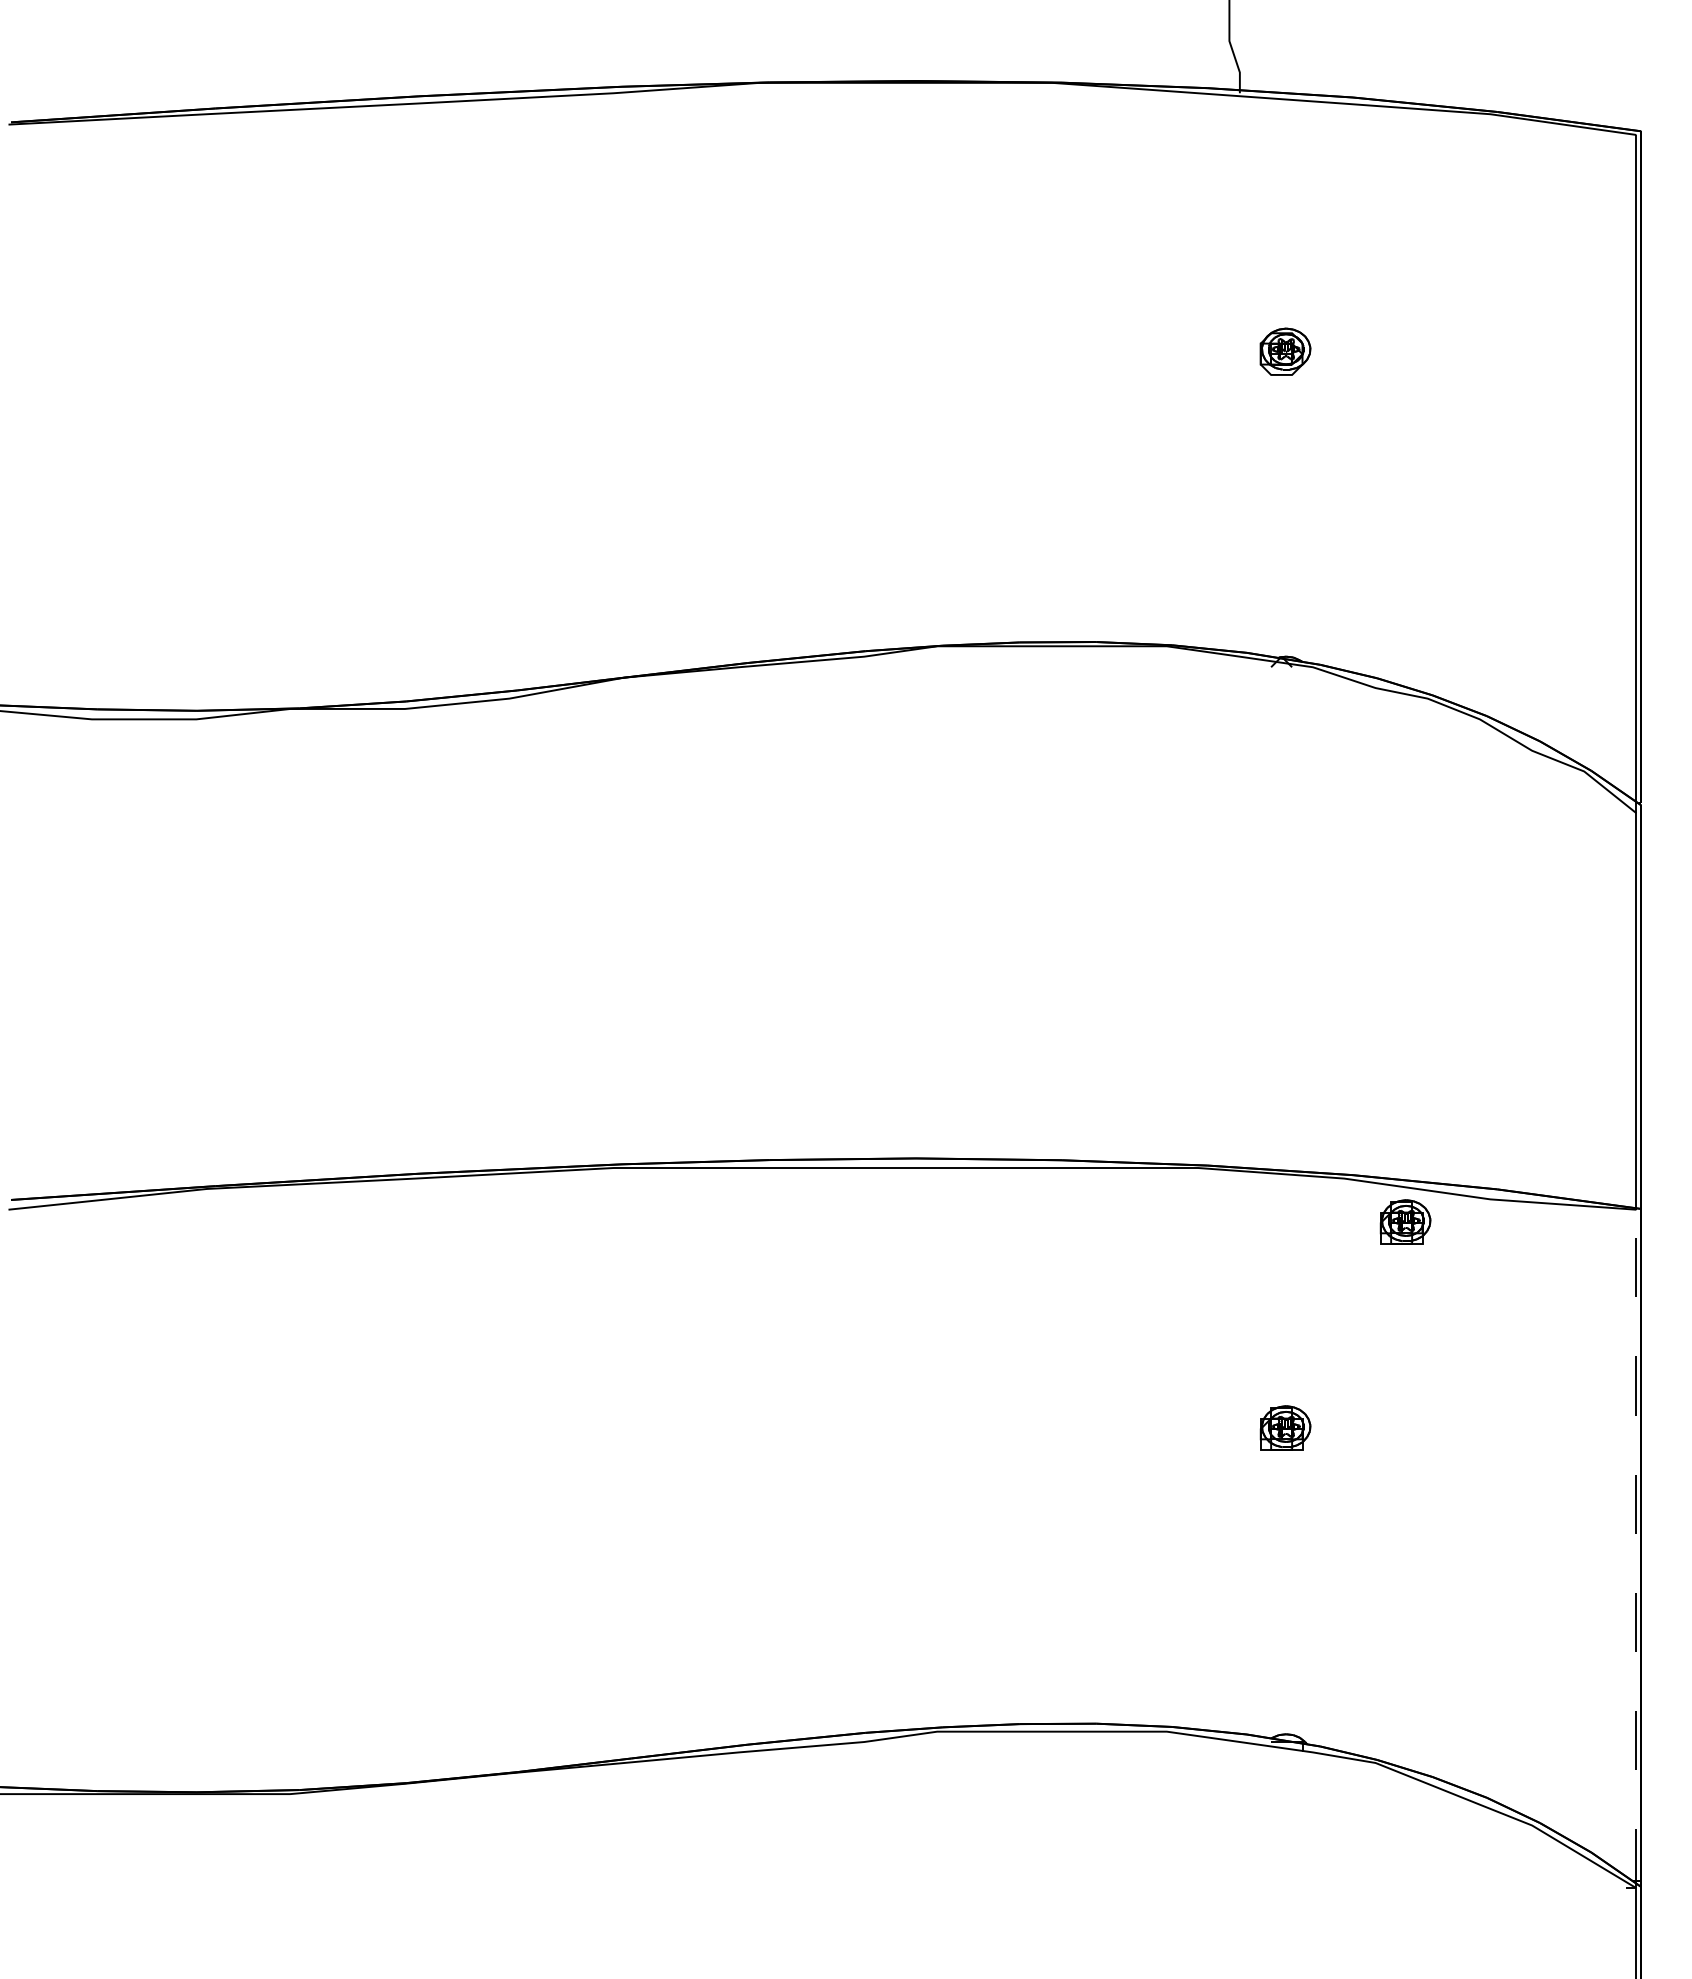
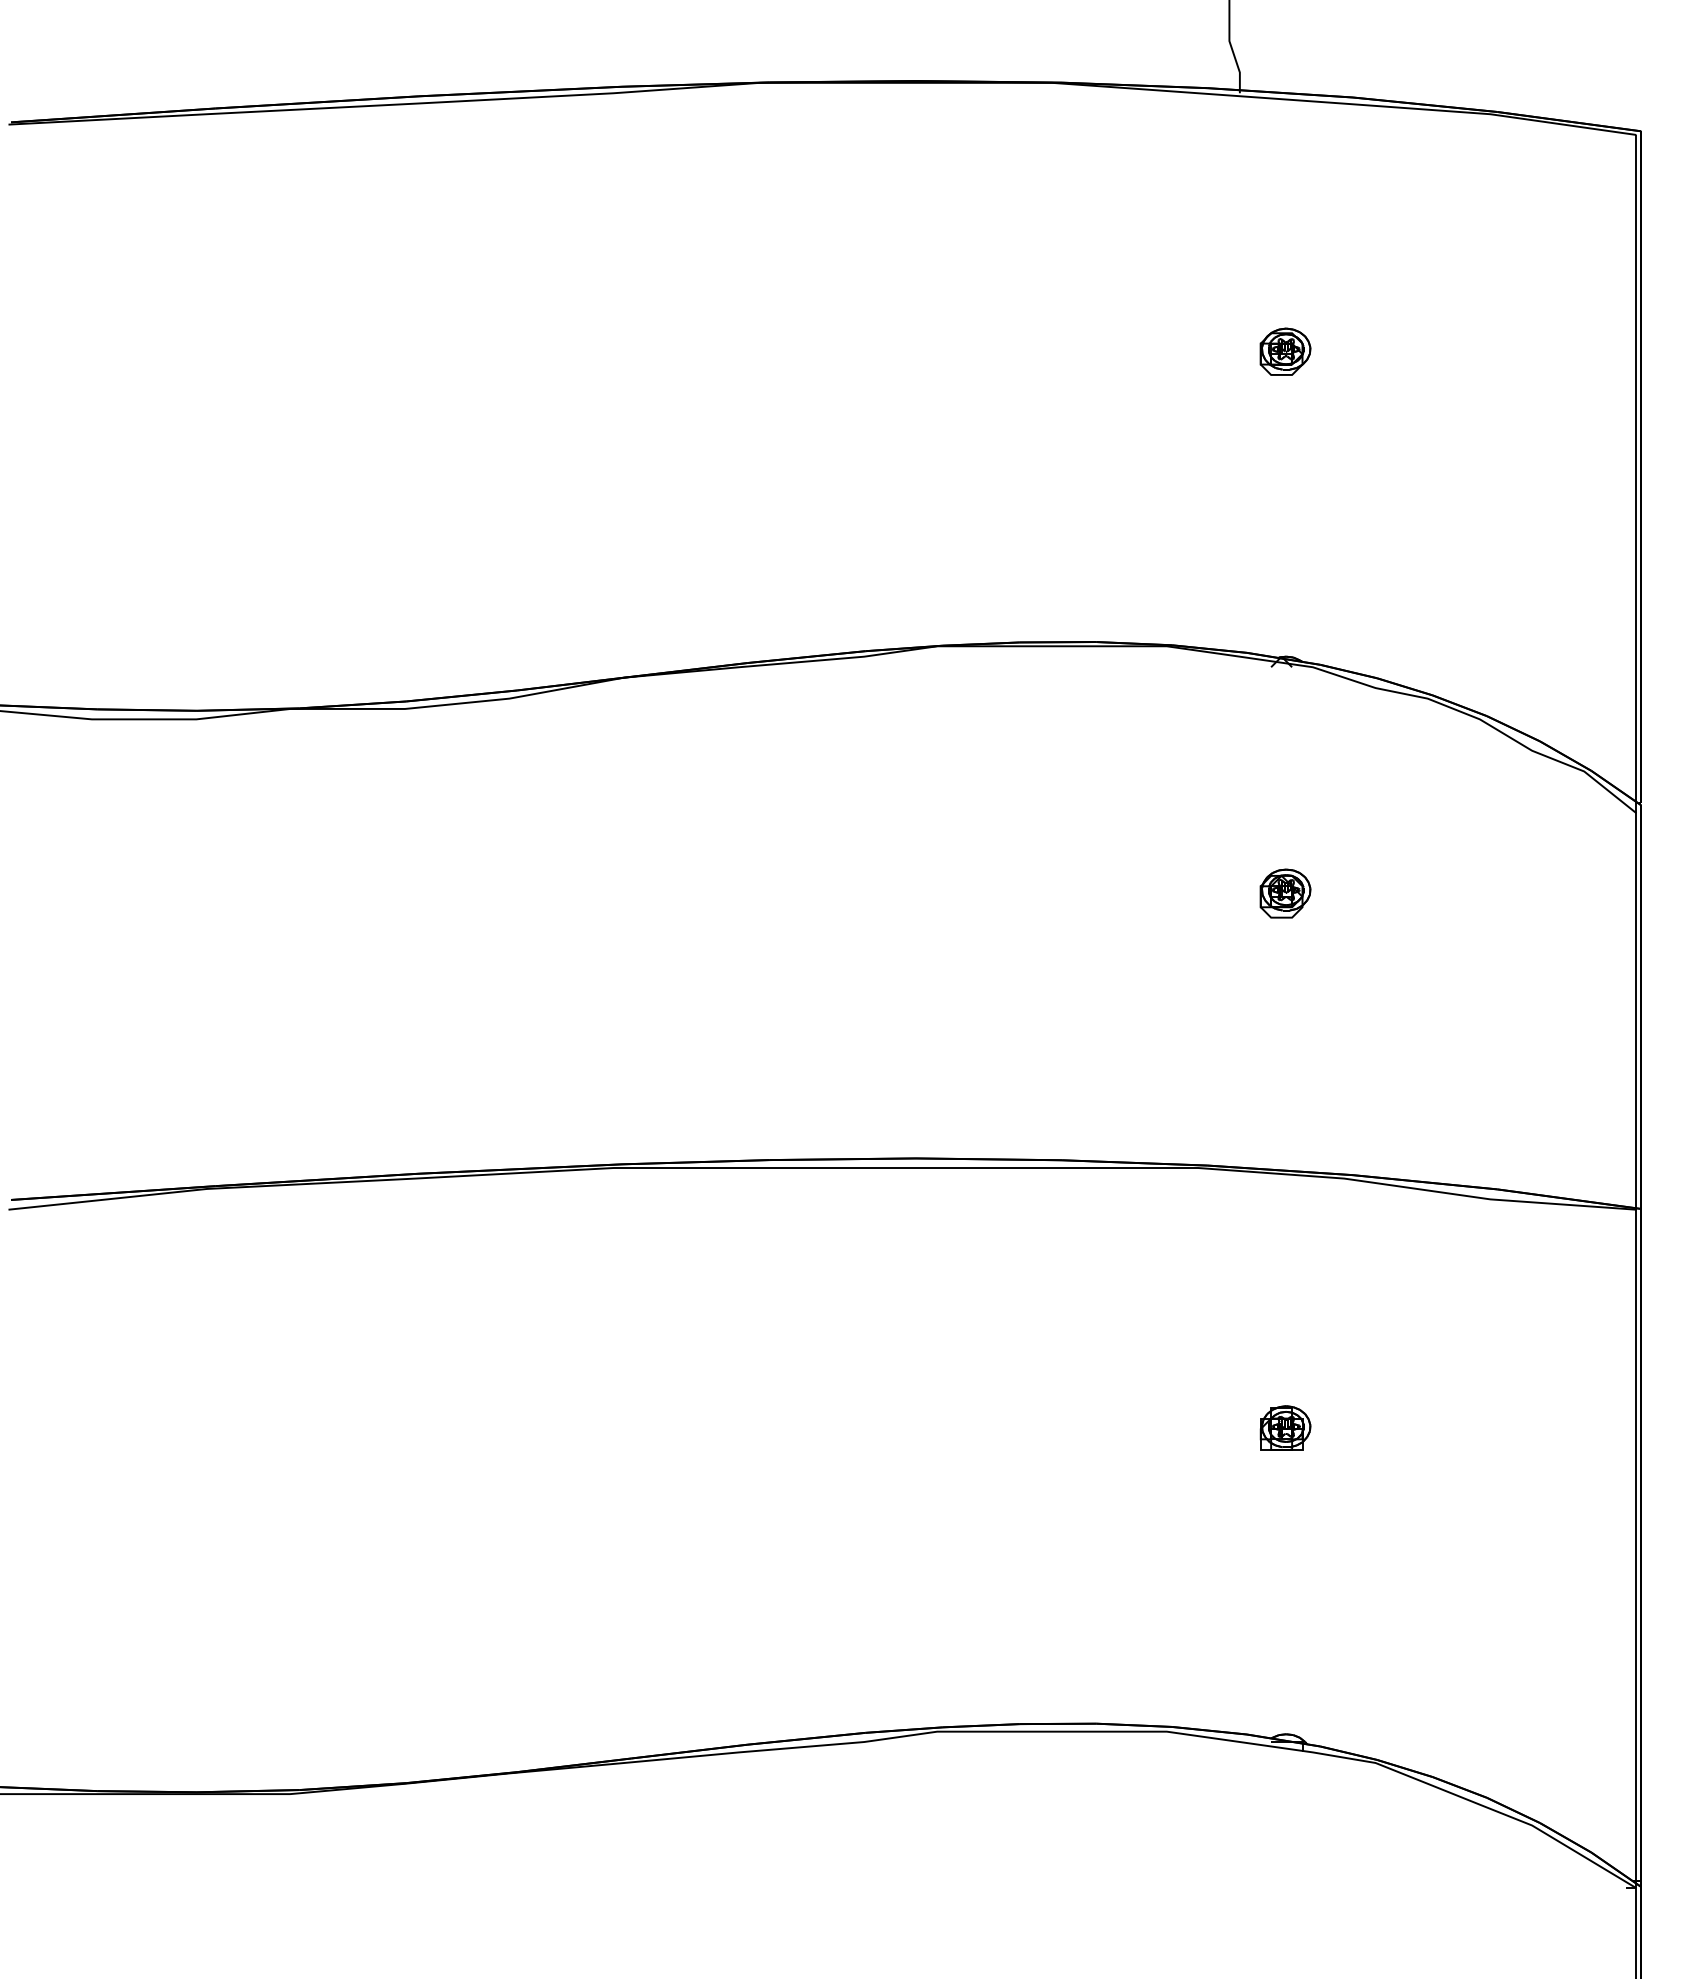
part: none -> present (1285, 893)
part: present -> none (1405, 1221)
line: dashed -> solid (1636, 1548)
